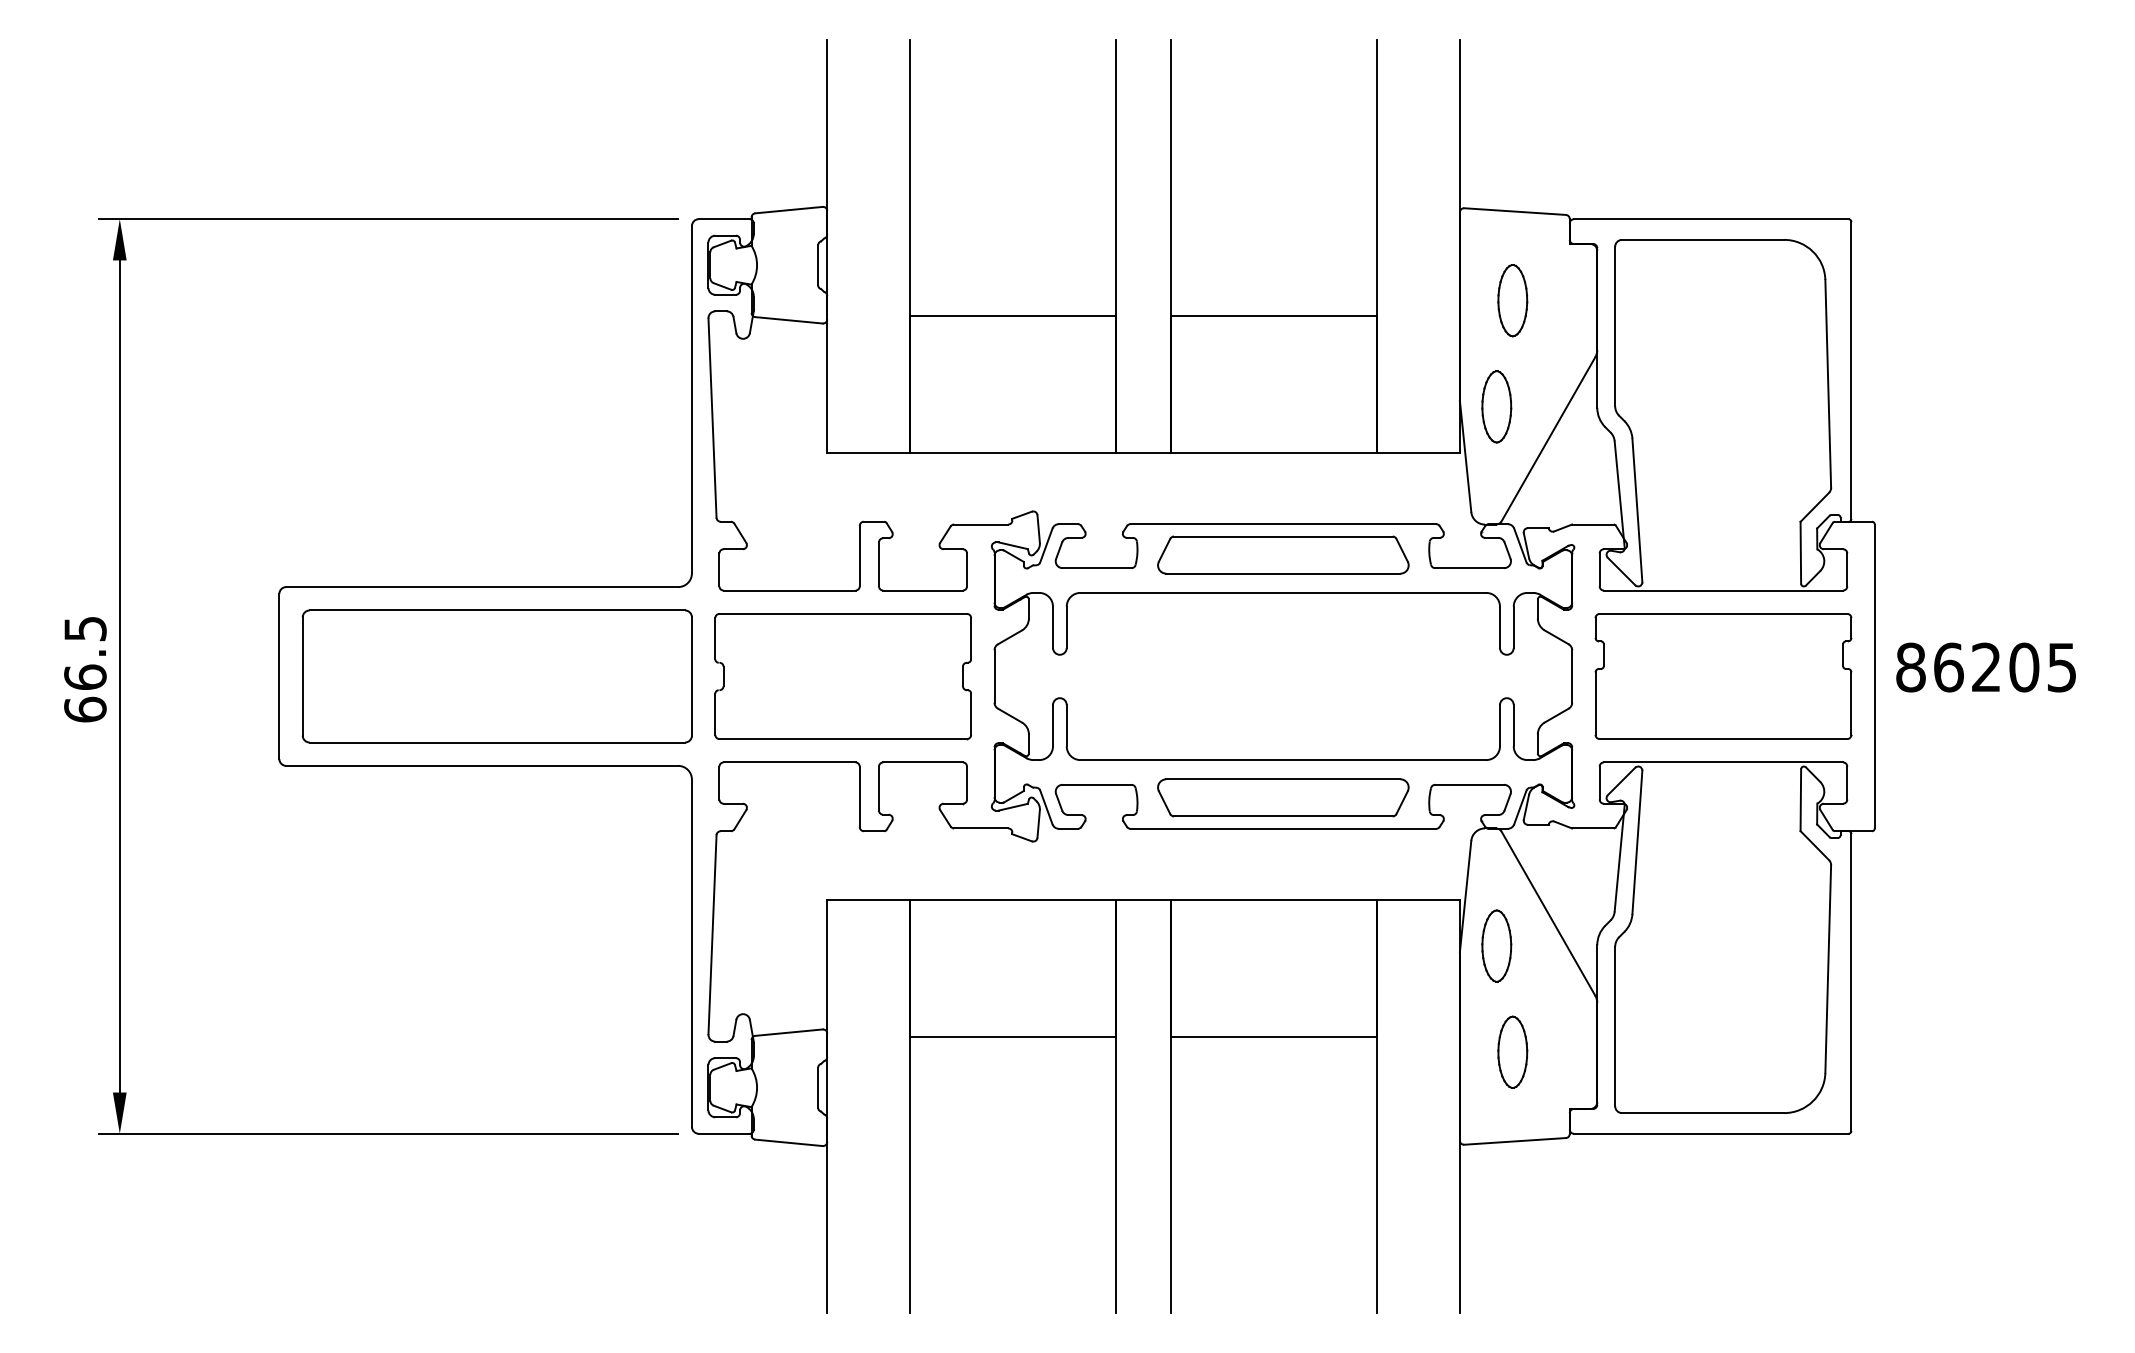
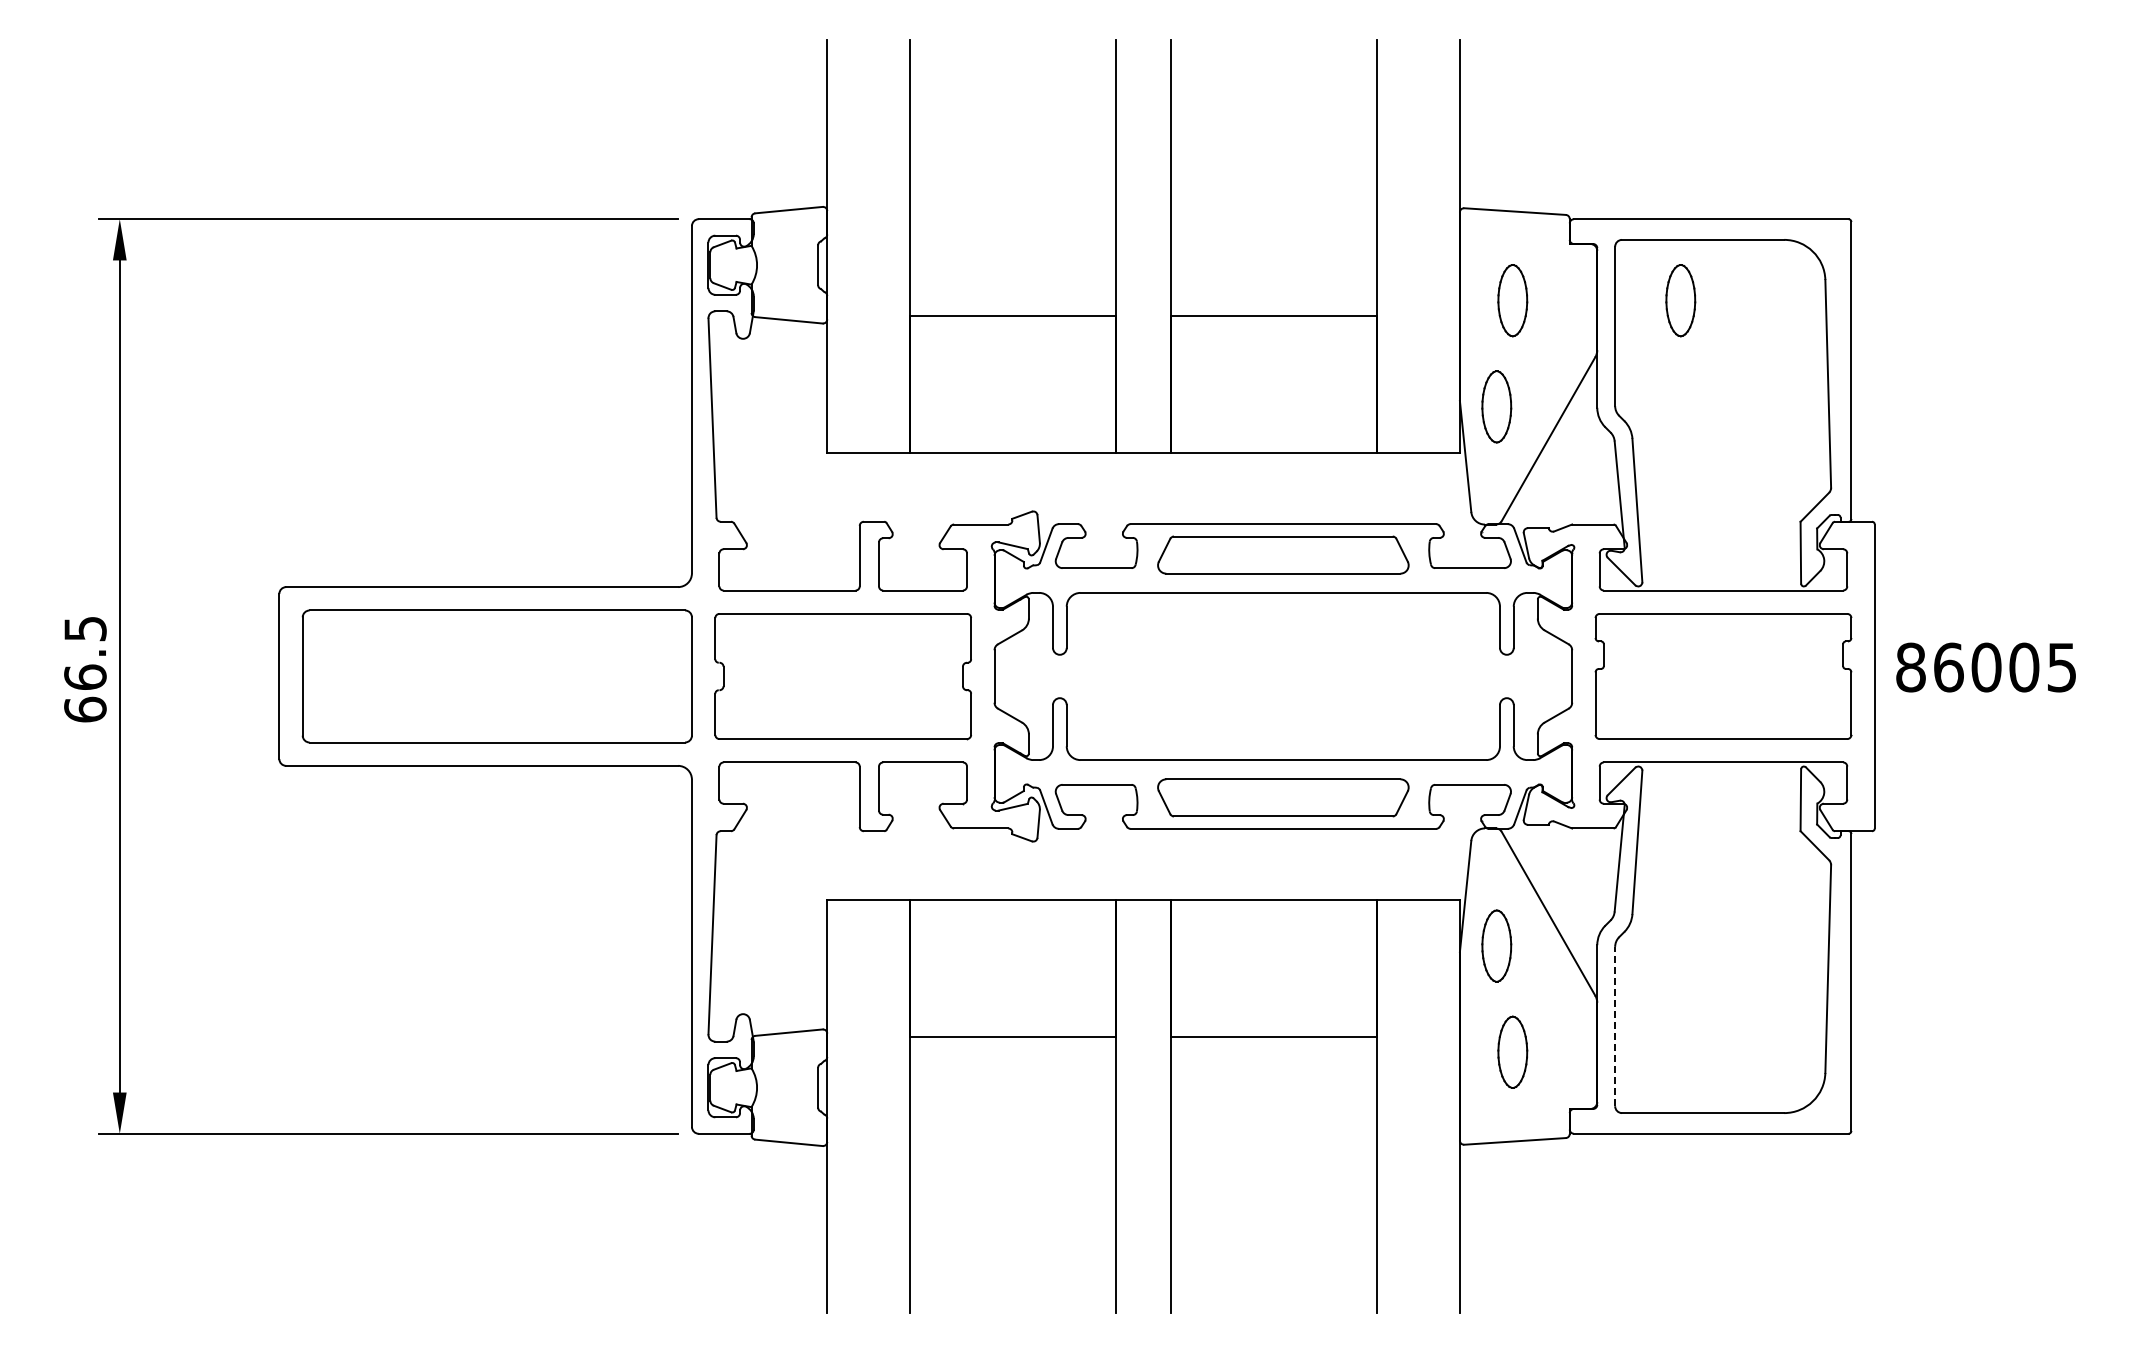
part: none -> present (1680, 300)
text: 86205 -> 86005 (1986, 667)
line: solid -> dashed (1615, 1026)
